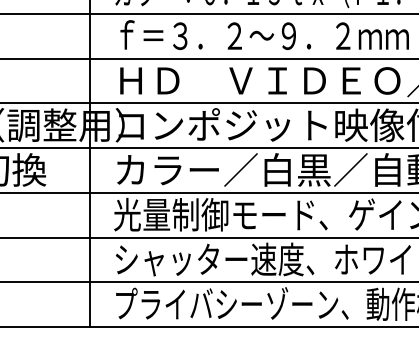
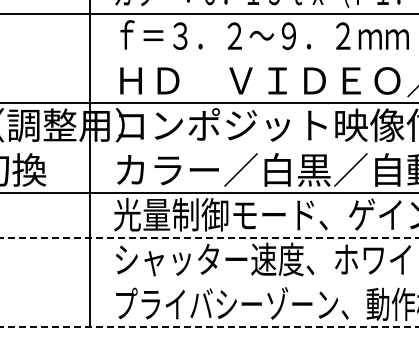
line: present -> none (208, 58)
line: present -> none (208, 148)
line: solid -> dashed (209, 237)
line: present -> none (208, 282)
line: solid -> dashed (209, 327)
